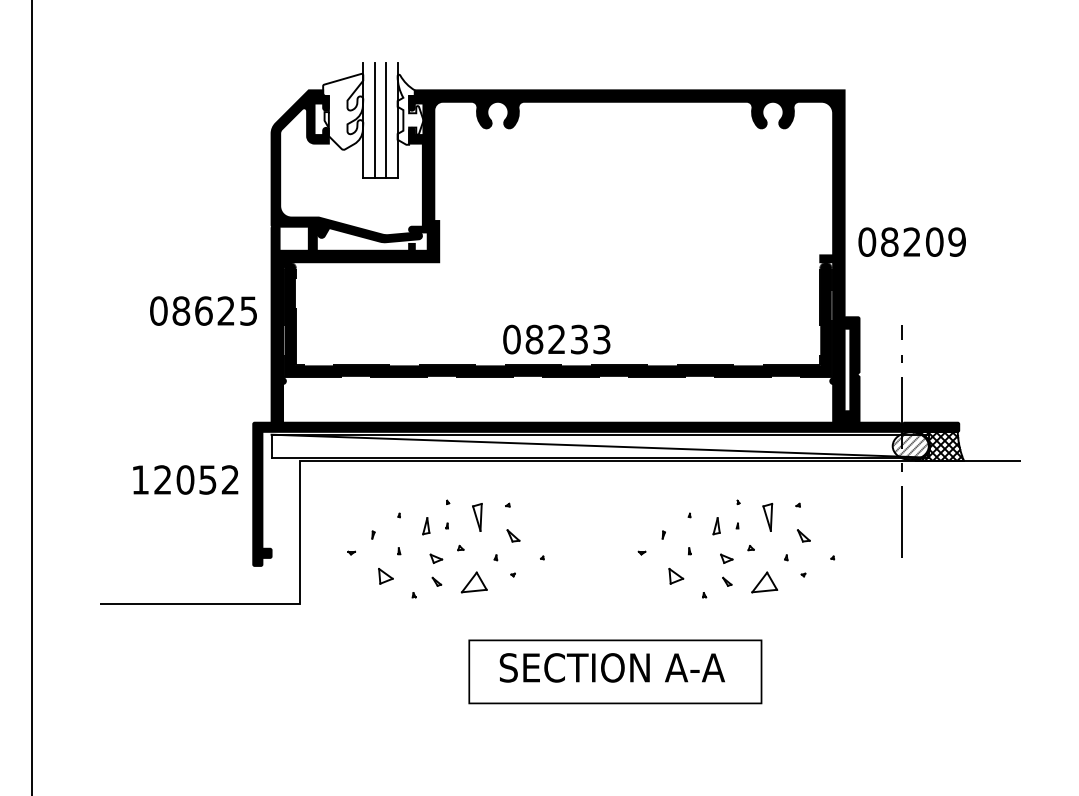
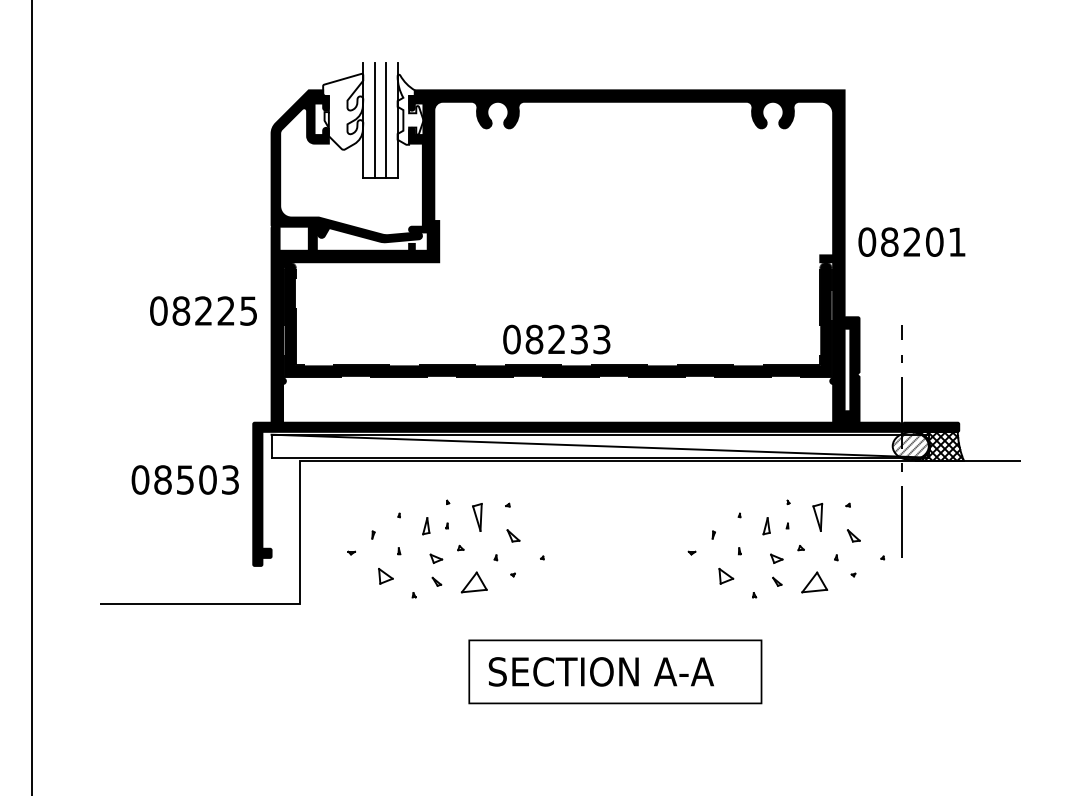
text: 08209 -> 08201 (956, 241)
text: 08625 -> 08225 (203, 310)
text: 12052 -> 08503 (184, 479)
part position: (733, 558) -> (783, 558) (783, 558)
text position: (611, 667) -> (600, 671) (600, 671)
